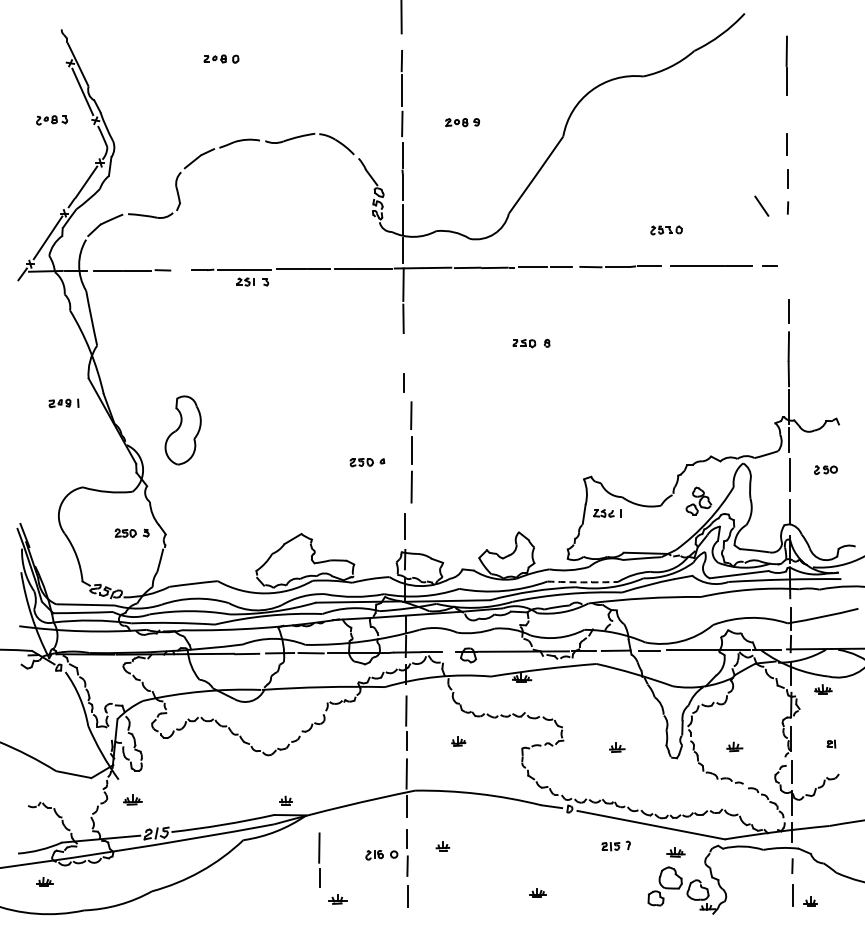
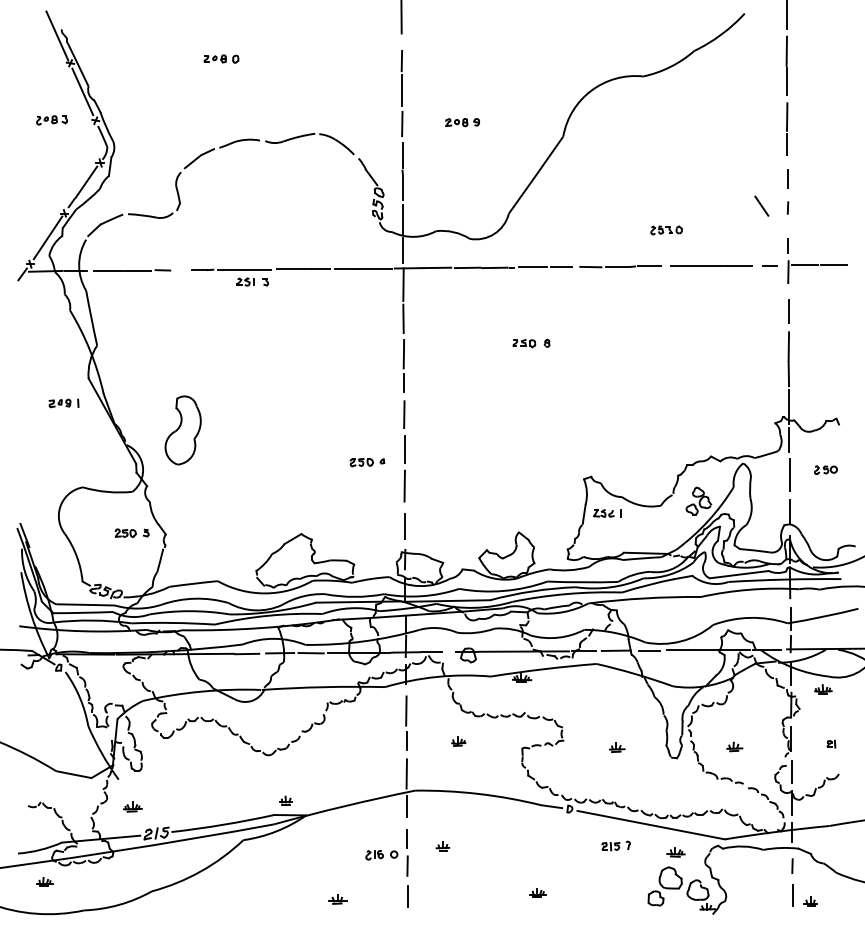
line: none -> present (786, 15)
line: none -> present (57, 35)
line: none -> present (787, 116)
part: none -> present (817, 260)
line: none -> present (403, 353)
line position: (411, 452) -> (404, 451) (404, 451)
arc: dashed -> solid (582, 582)
part position: (132, 799) -> (132, 806) (132, 806)
line: present -> none (319, 859)
